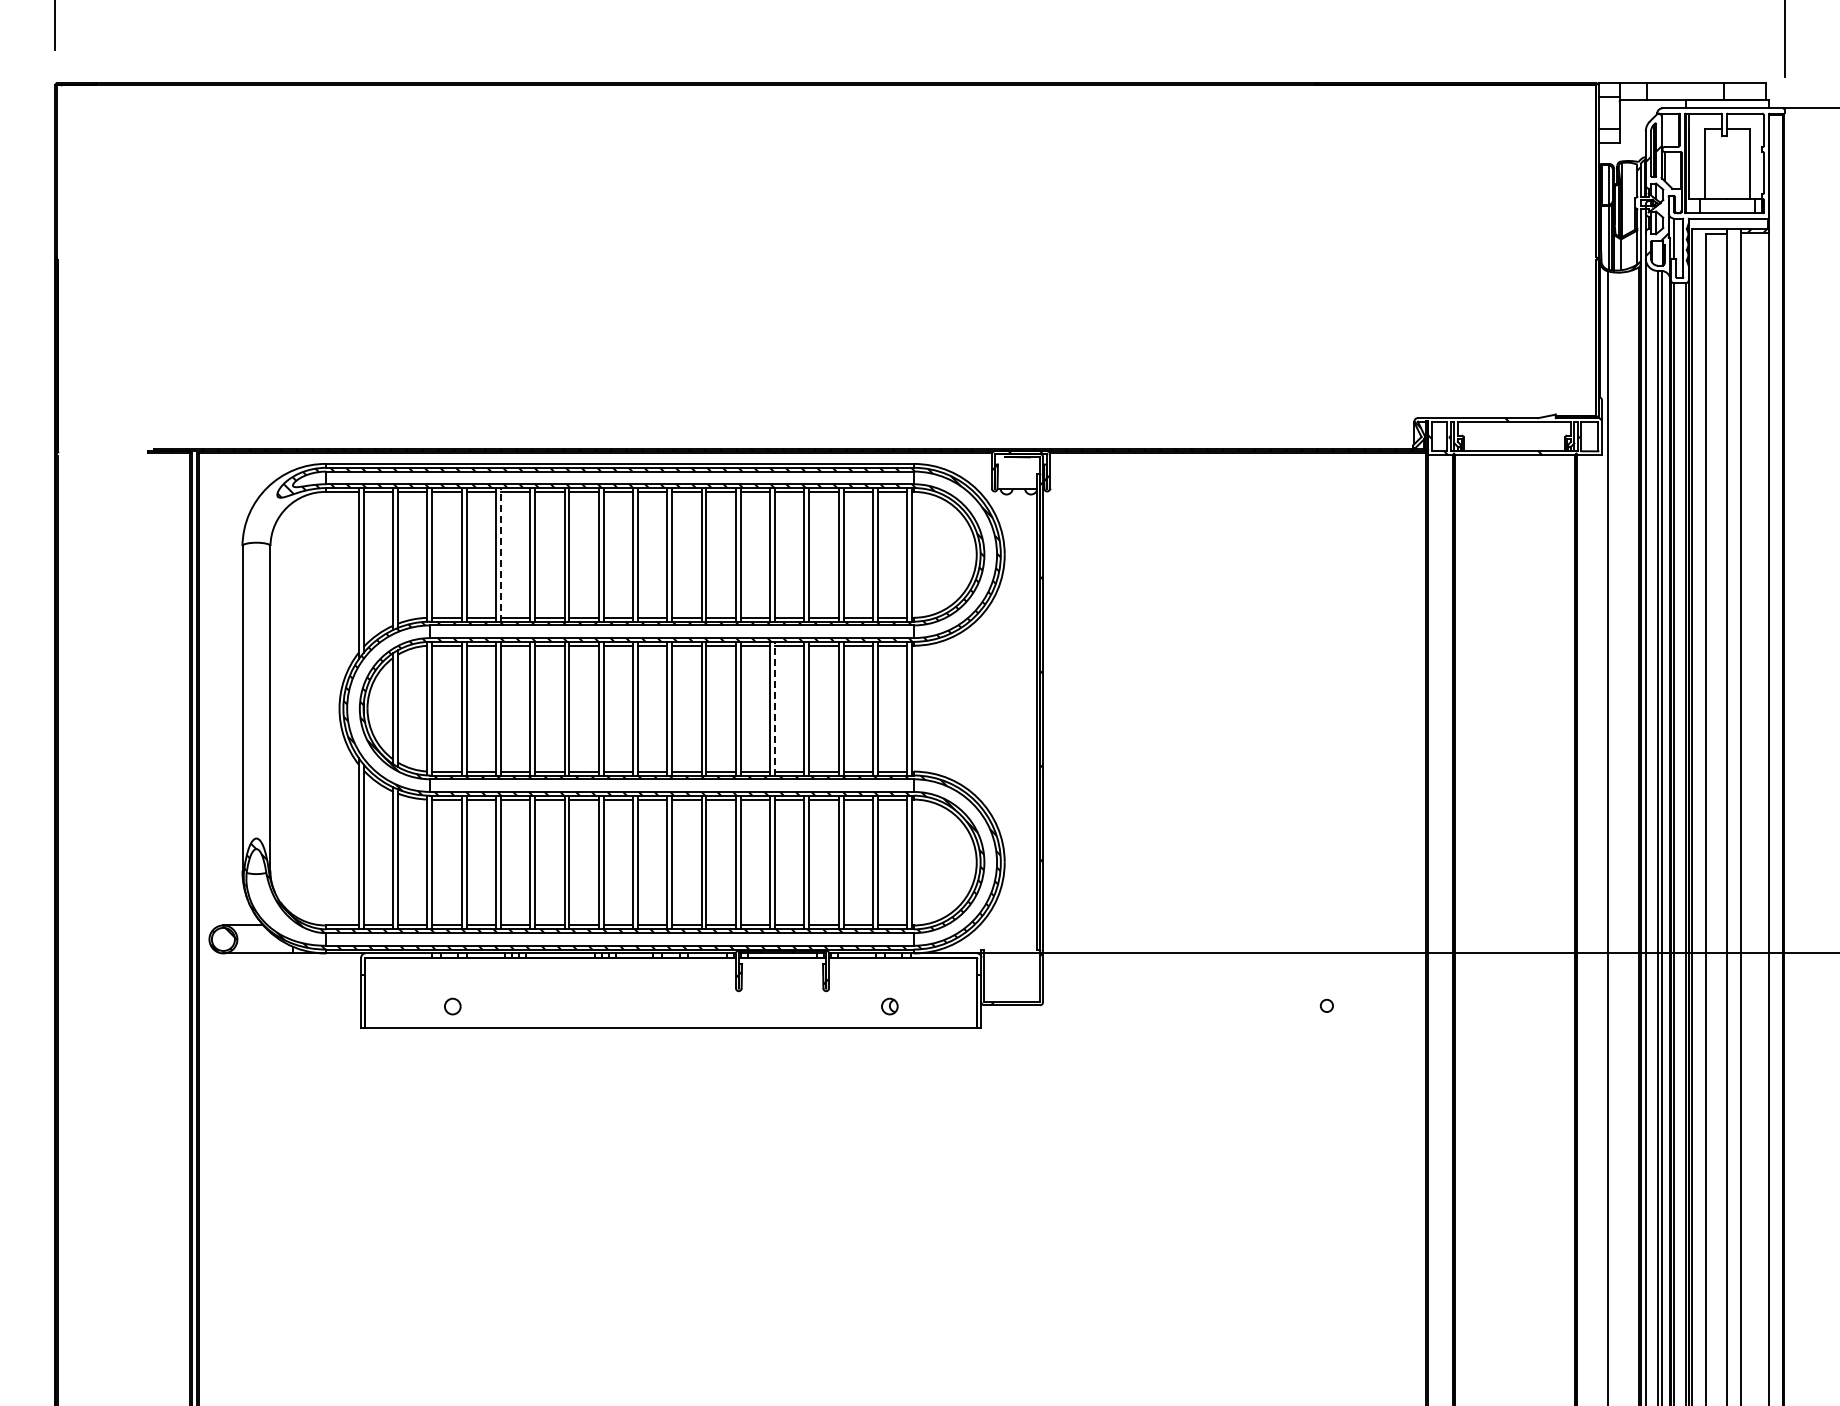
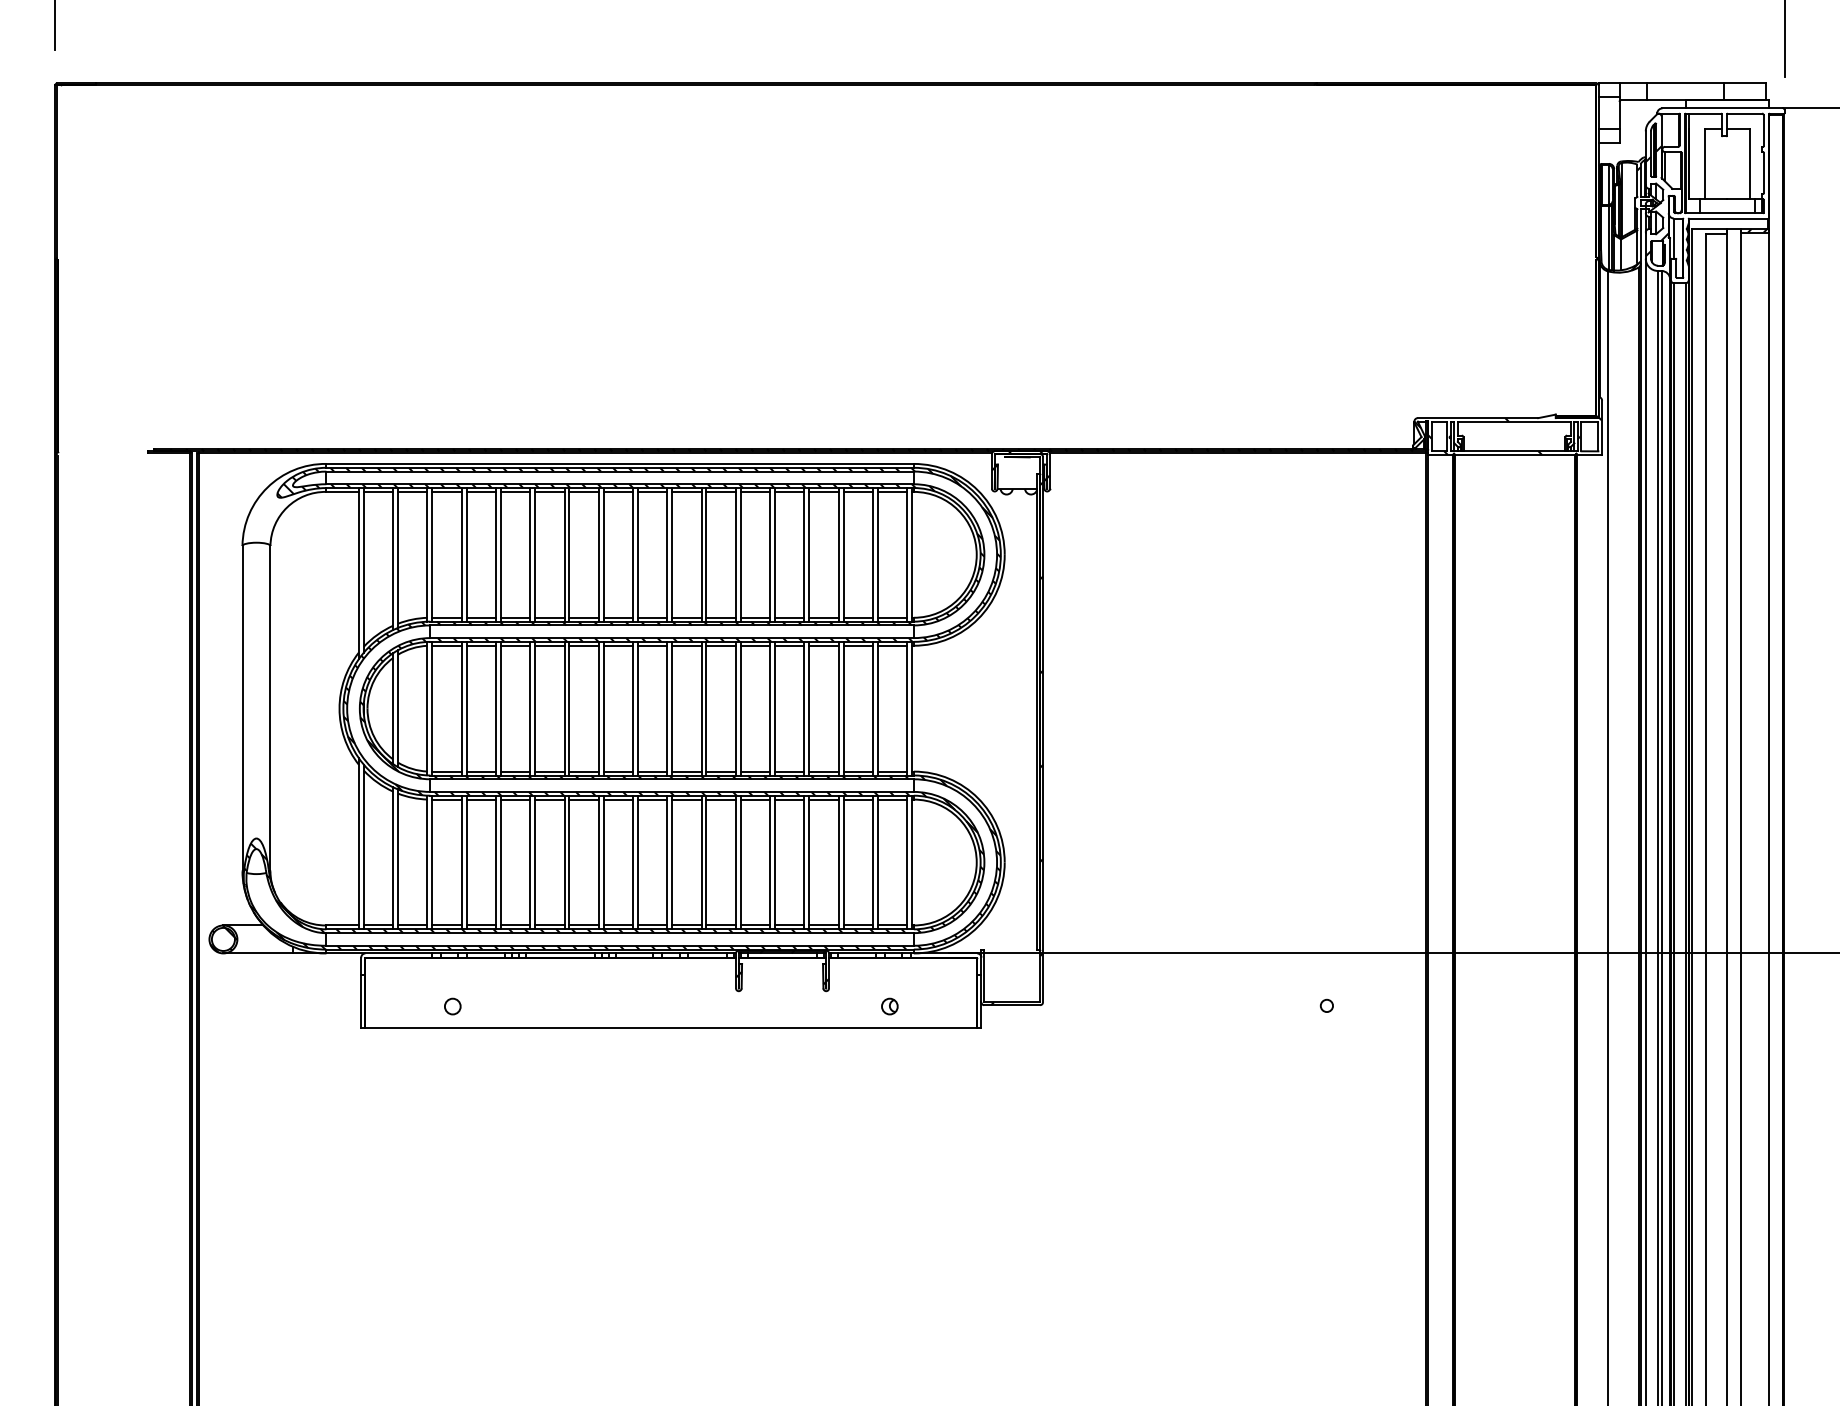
line: dashed -> solid (500, 554)
line: dashed -> solid (775, 708)
